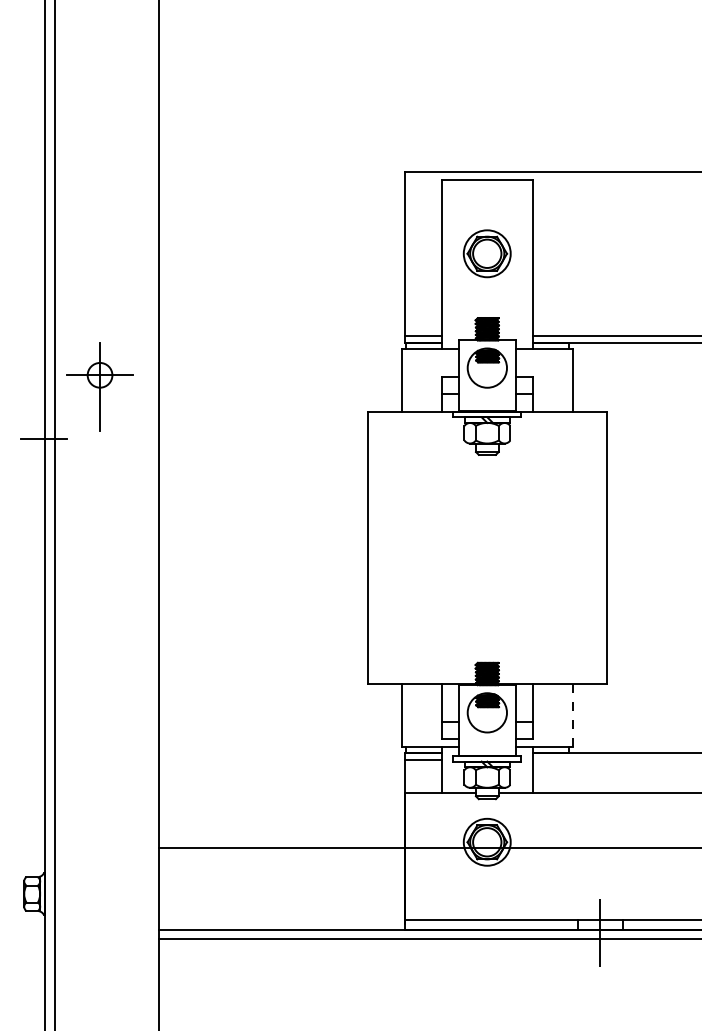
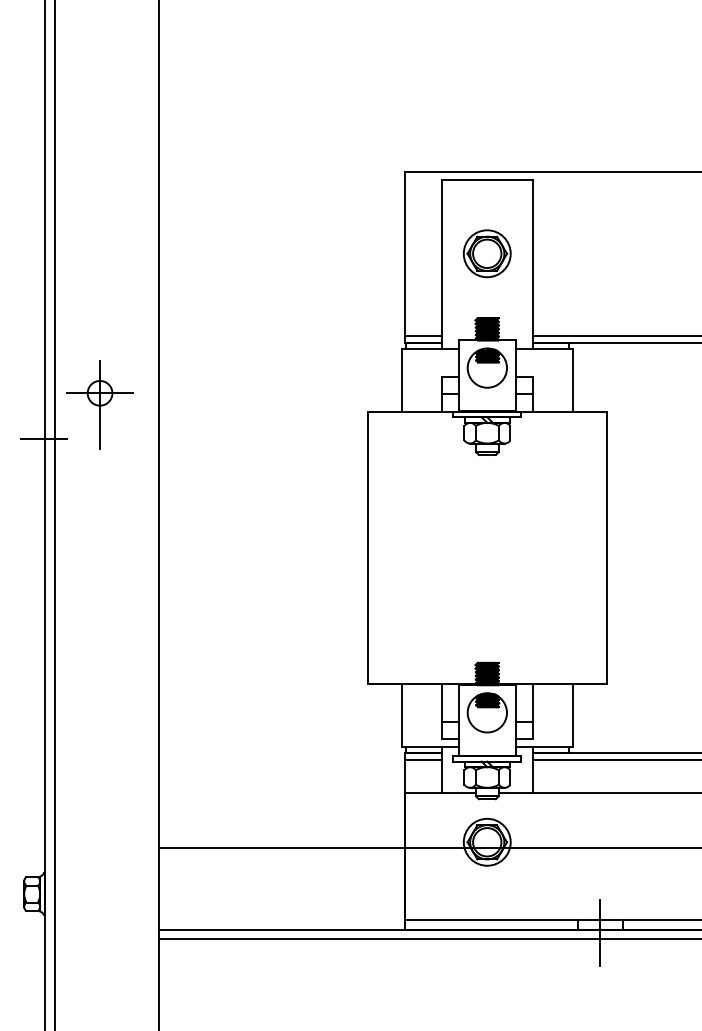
part position: (99, 386) -> (99, 404) (99, 404)
line: dashed -> solid (572, 715)
line: none -> present (615, 760)
